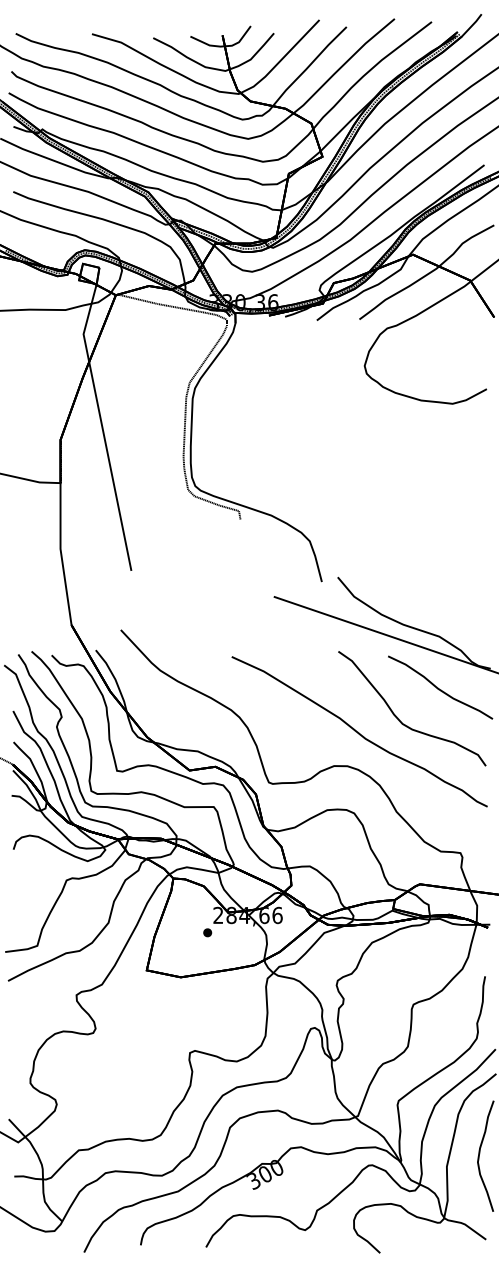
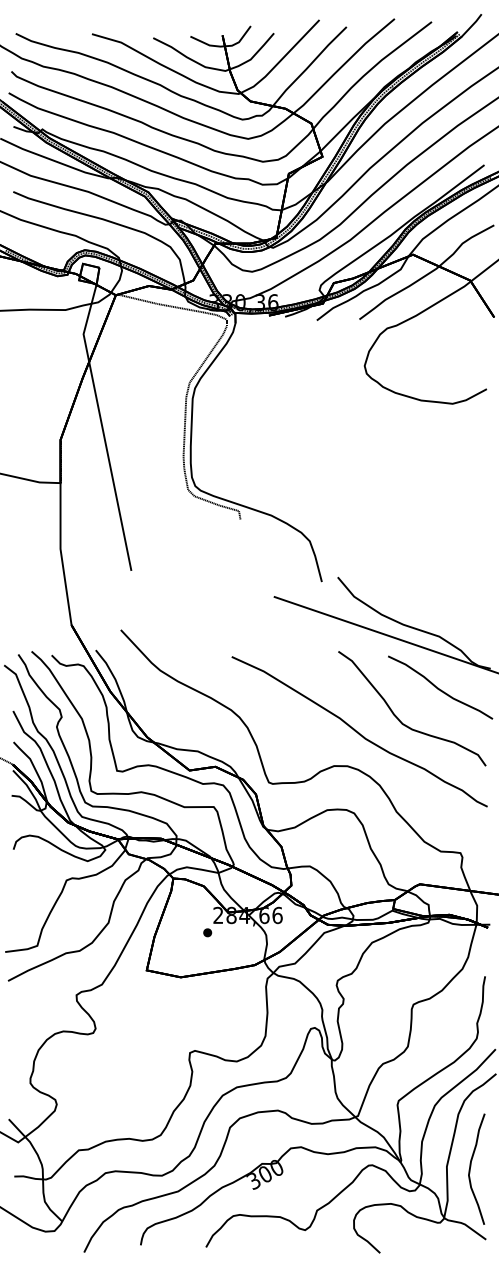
curve position: (480, 1153) -> (471, 1166) (471, 1166)
